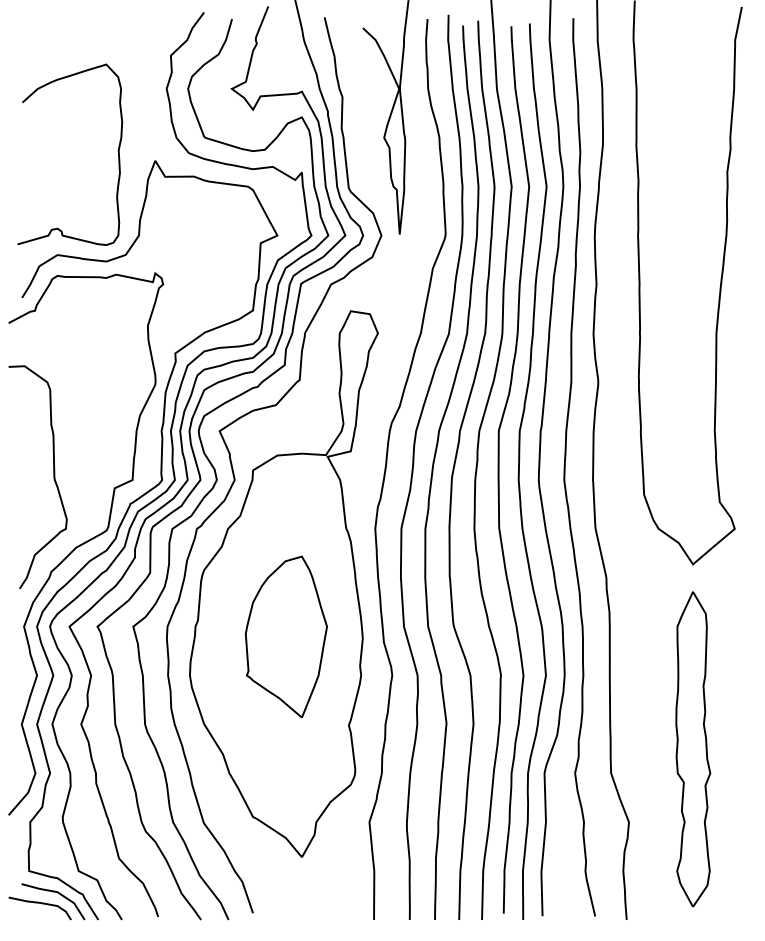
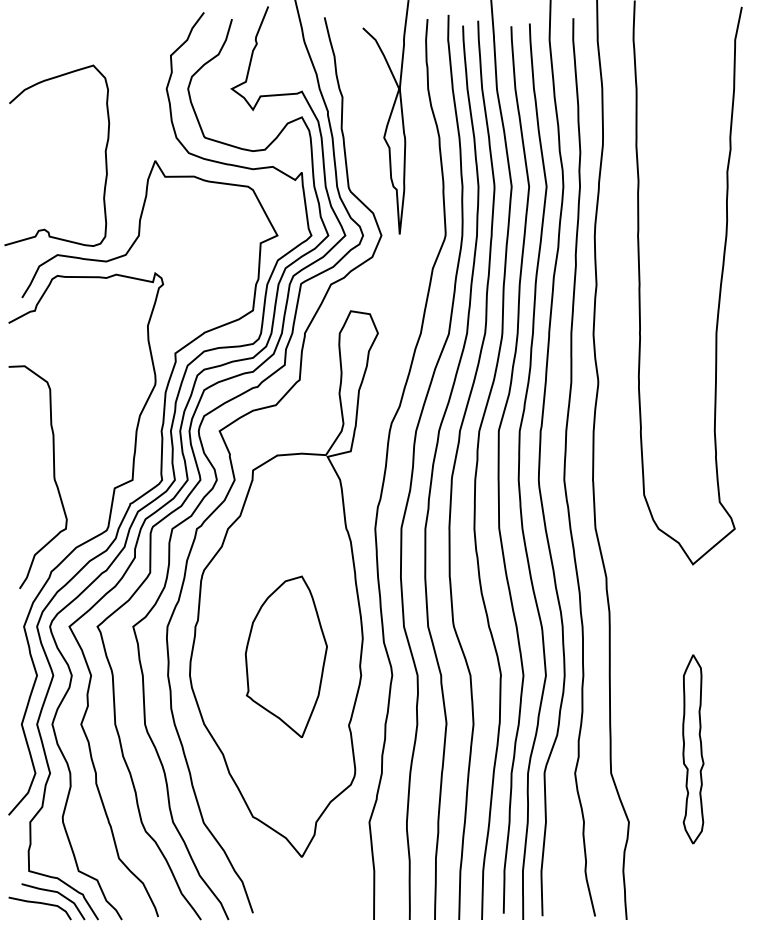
curve position: (117, 151) -> (104, 152) (104, 152)
part position: (285, 636) -> (285, 656) (285, 656)
part size: 37x317 px -> 23x191 px (693, 749)
